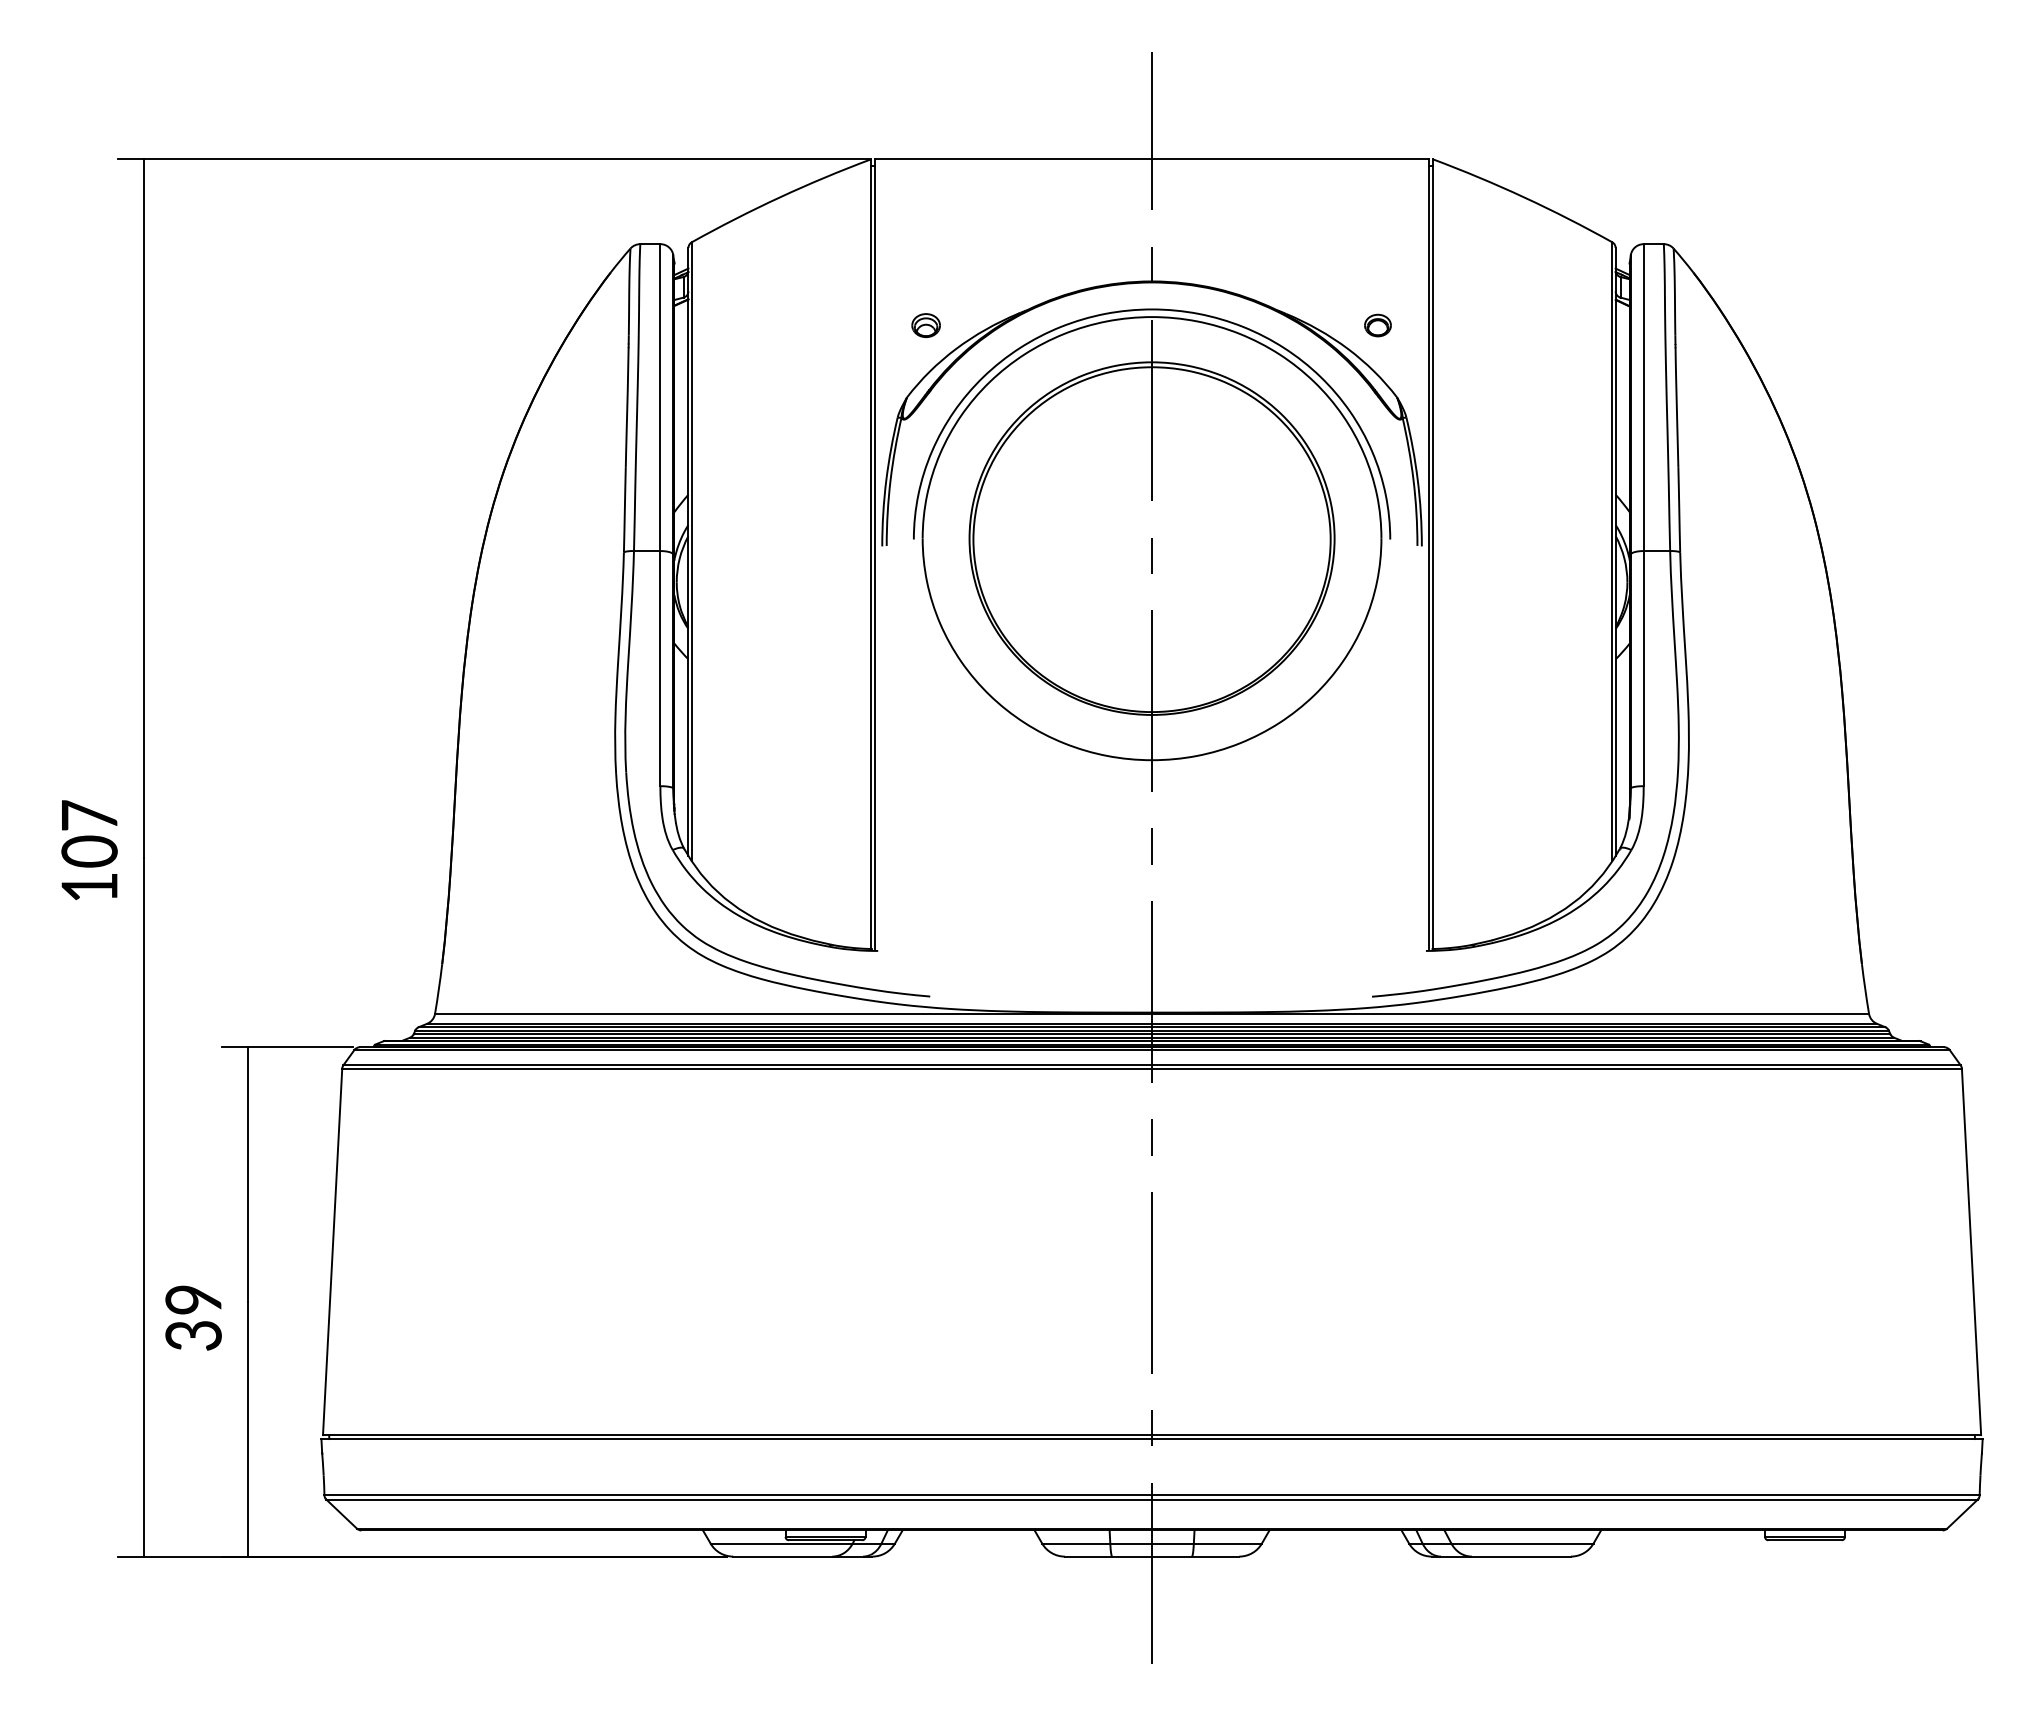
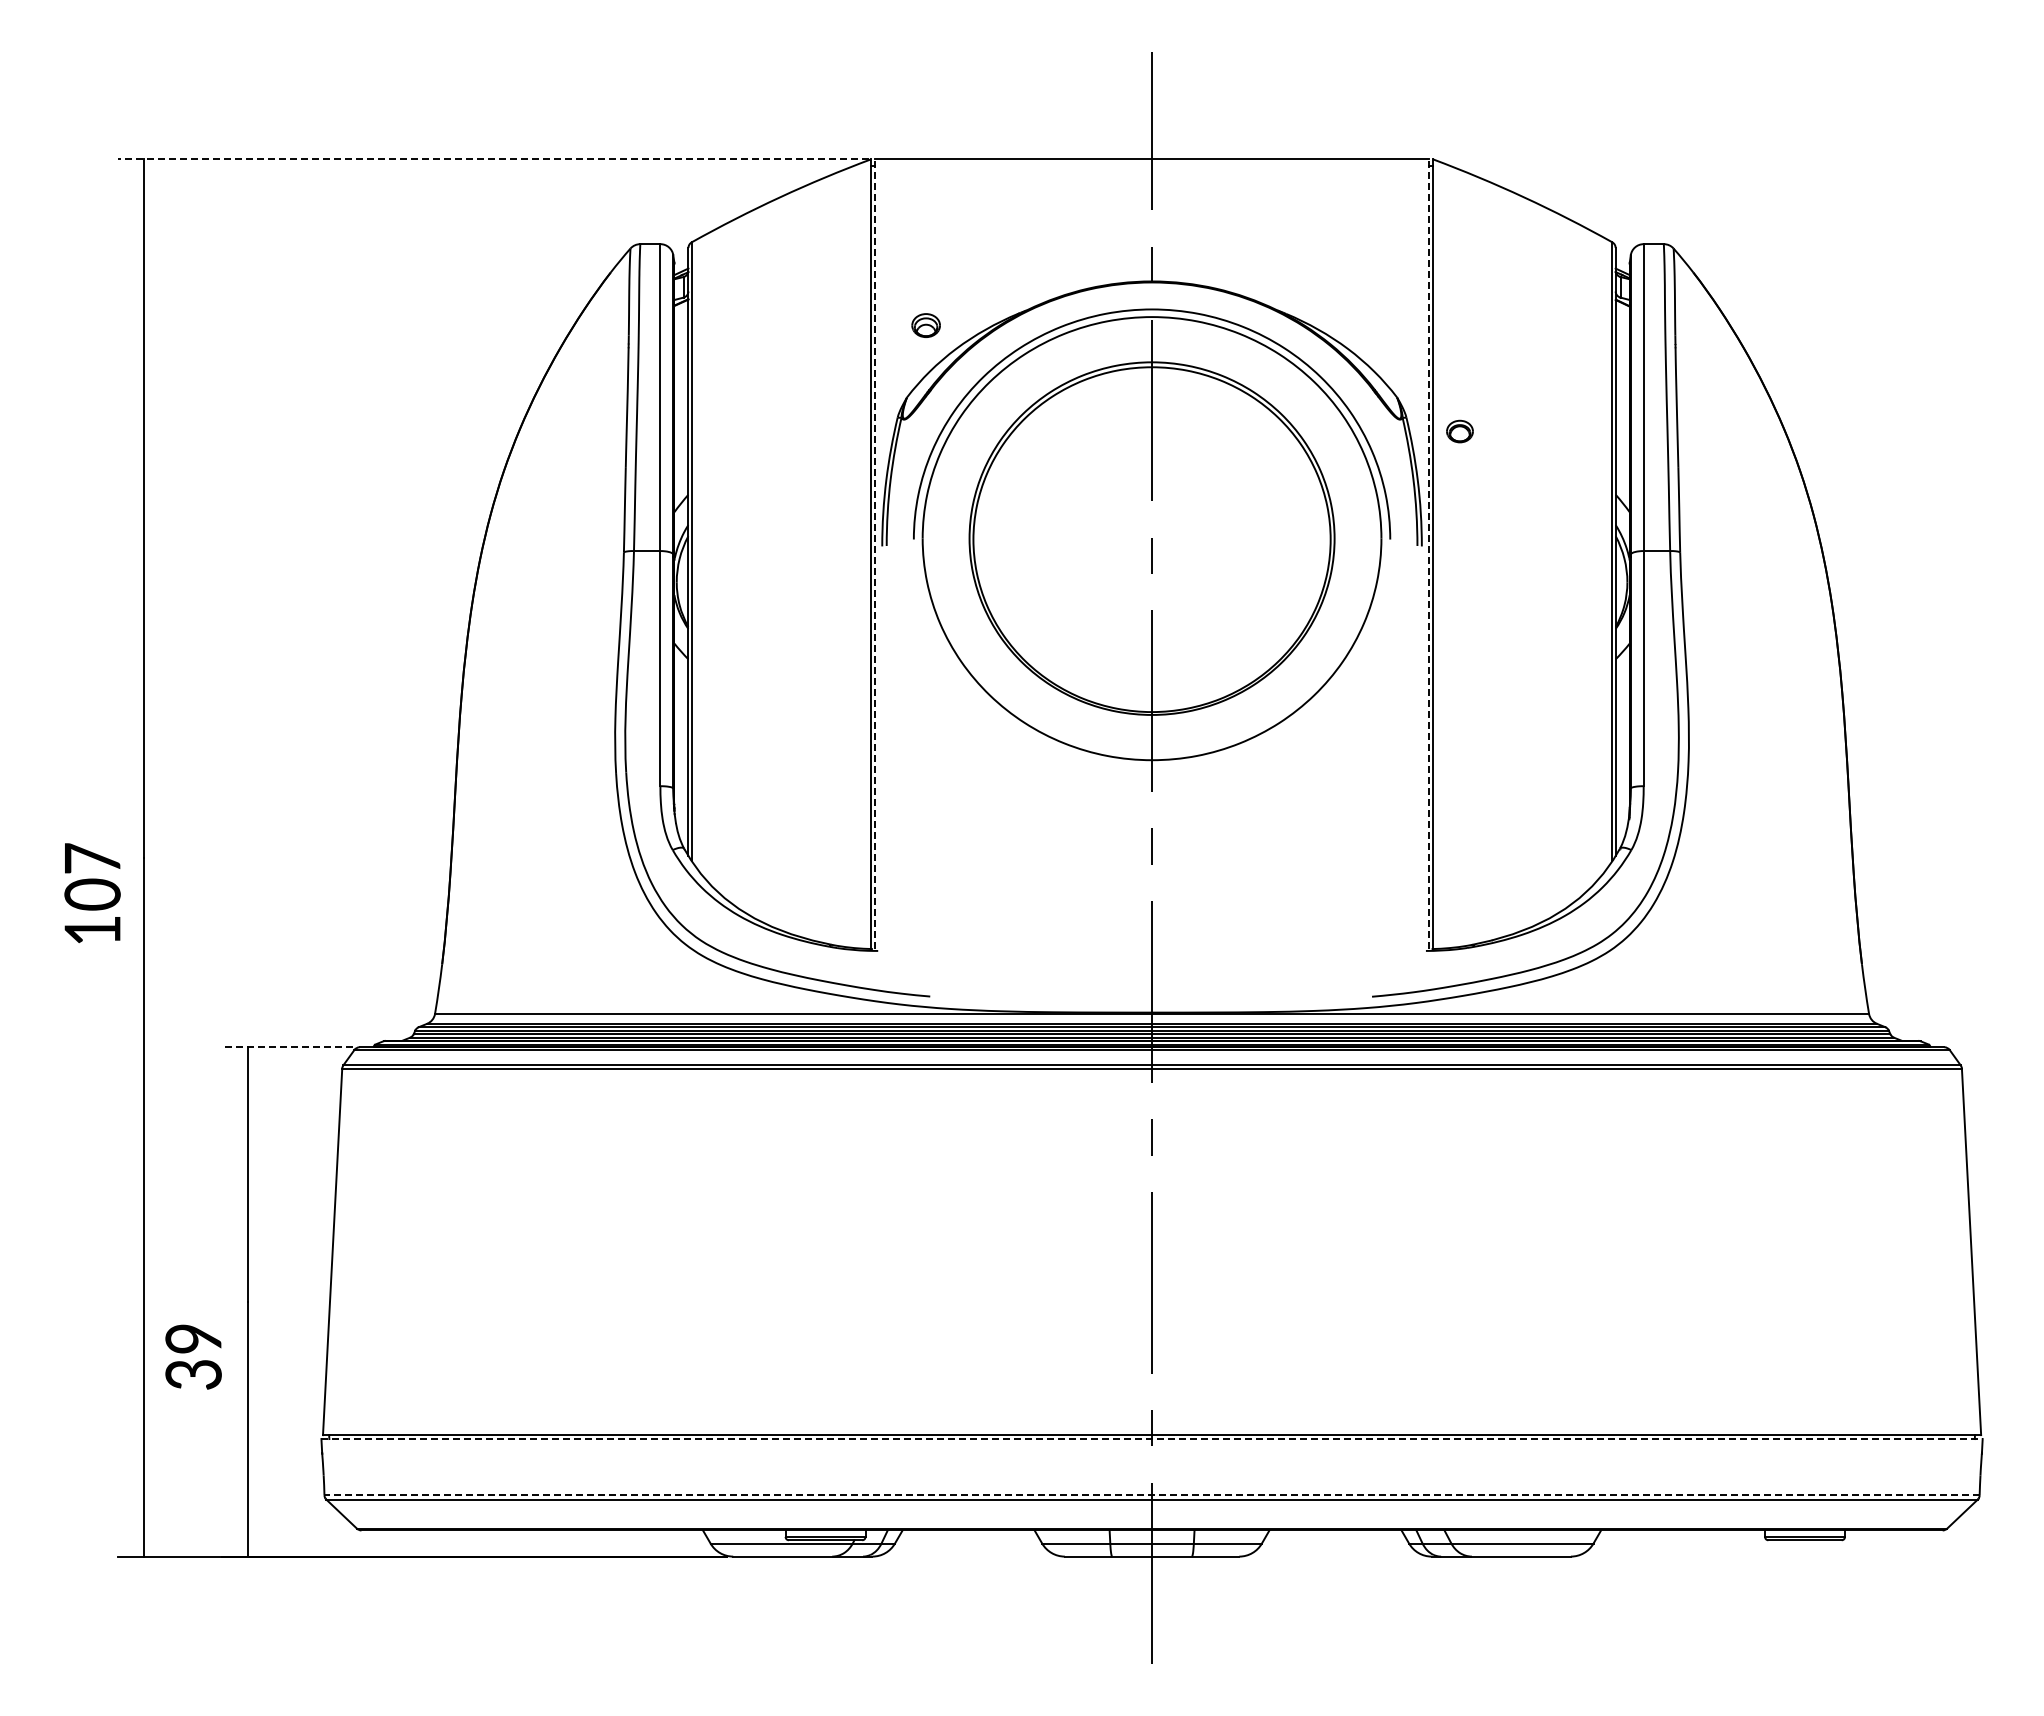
line: solid -> dashed (492, 159)
part position: (1377, 325) -> (1459, 431) (1459, 431)
line: solid -> dashed (875, 554)
line: solid -> dashed (1428, 554)
text position: (89, 850) -> (92, 893) (92, 893)
line: solid -> dashed (287, 1047)
text position: (193, 1317) -> (193, 1356) (193, 1356)
line: solid -> dashed (1152, 1439)
line: solid -> dashed (1152, 1495)
